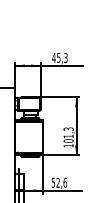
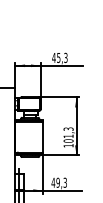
text: 52,6 -> 49,3 (59, 182)
